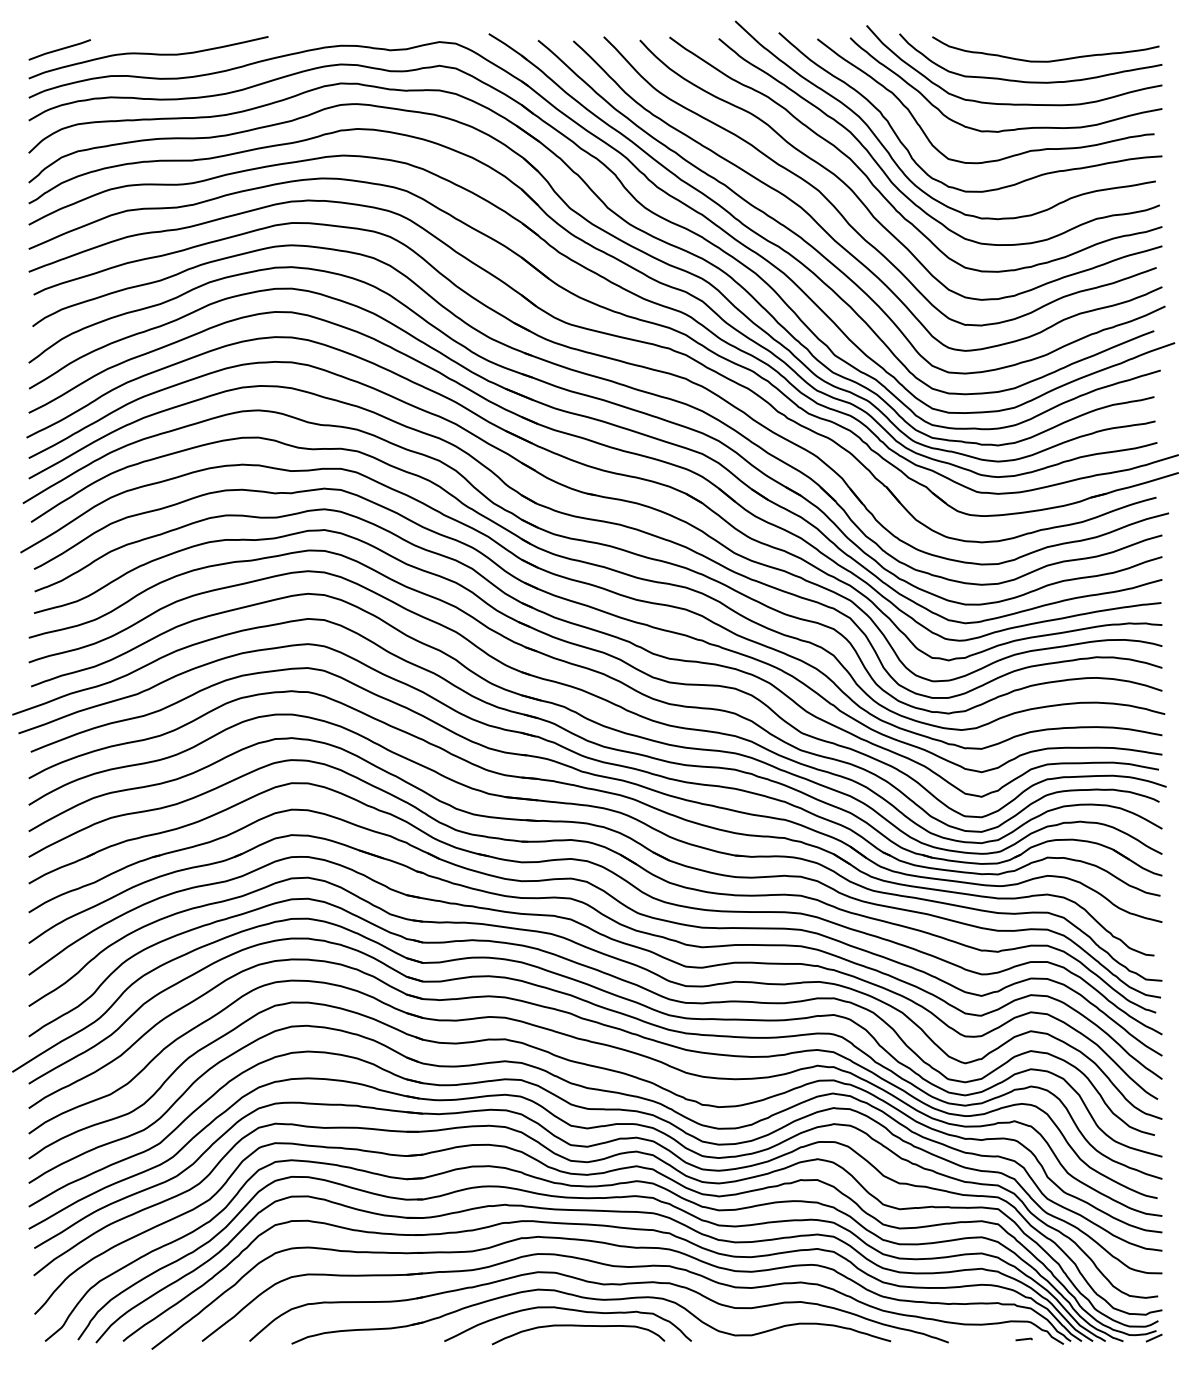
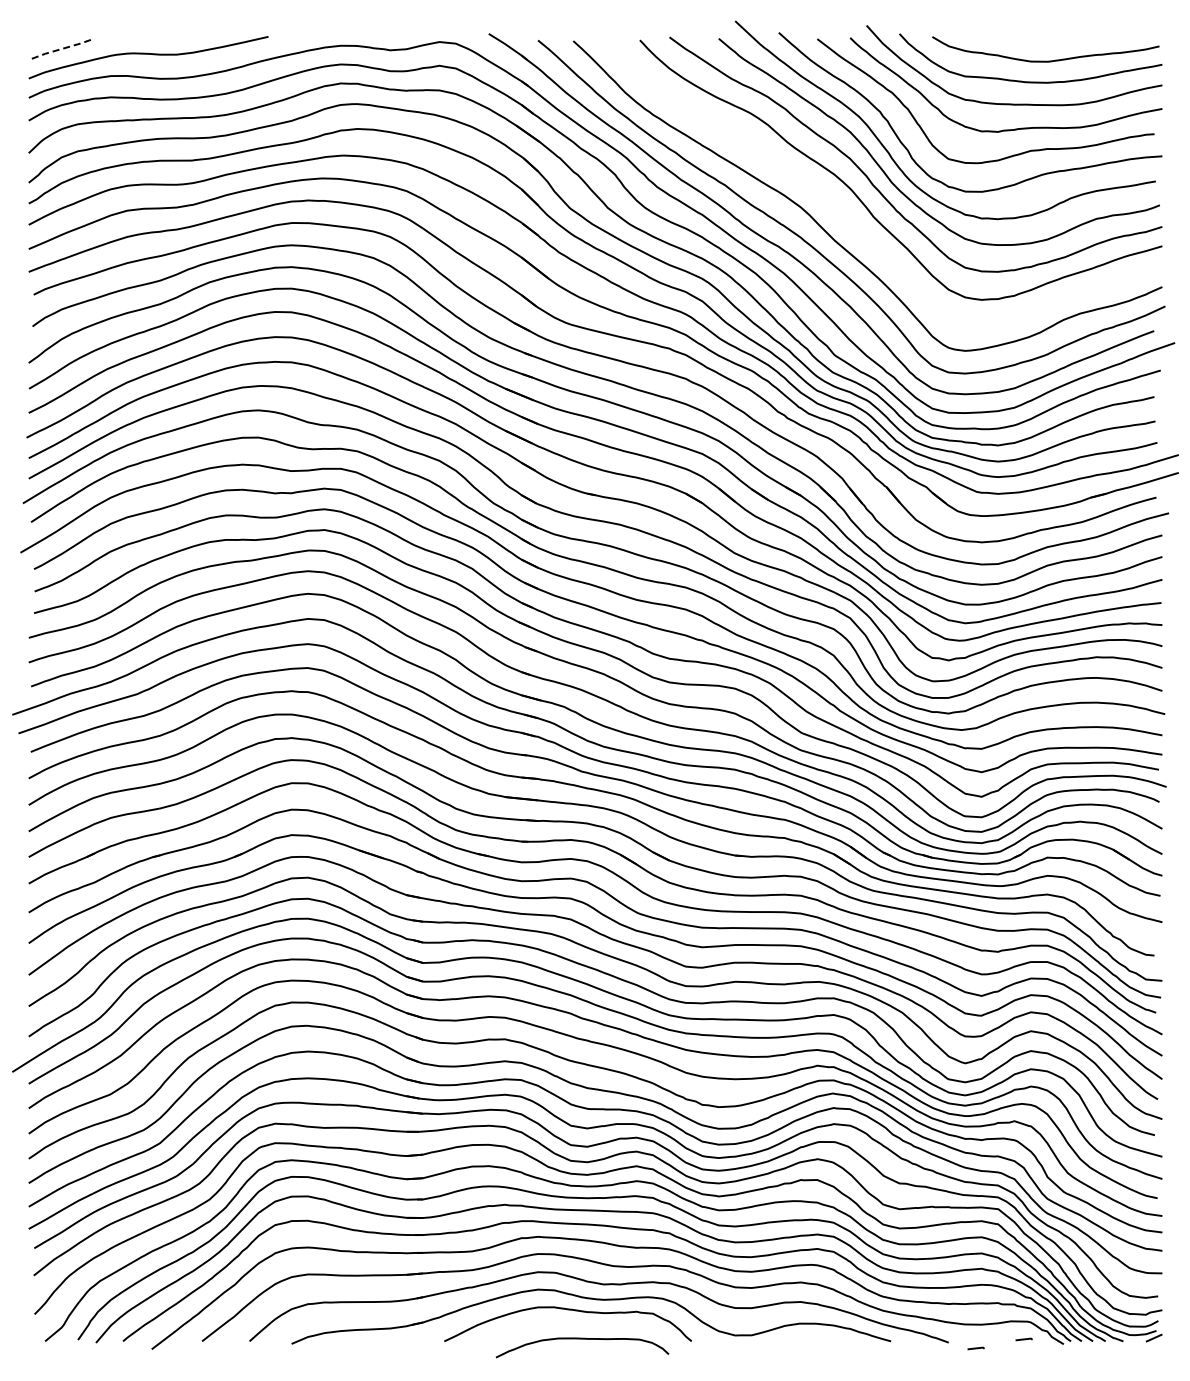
line: solid -> dashed (59, 49)
curve: present -> none (843, 215)
curve position: (578, 1326) -> (582, 1339) (582, 1339)
line: none -> present (975, 1348)
